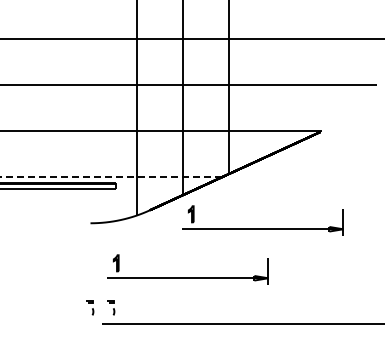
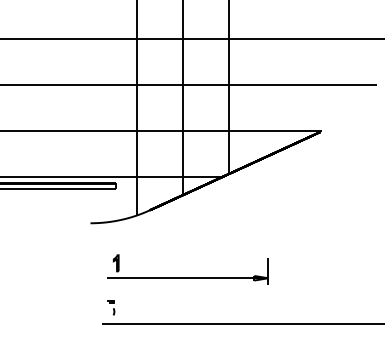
line: dashed -> solid (111, 177)
part: present -> none (262, 228)
part: present -> none (90, 307)
